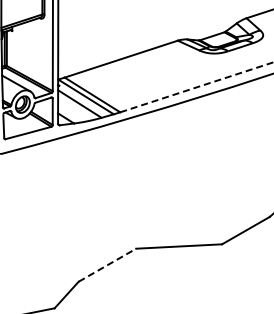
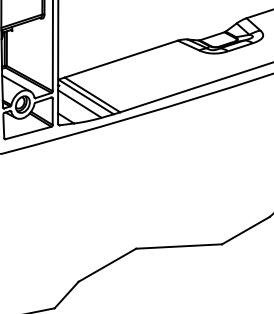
line: dashed -> solid (197, 87)
line: dashed -> solid (107, 264)
